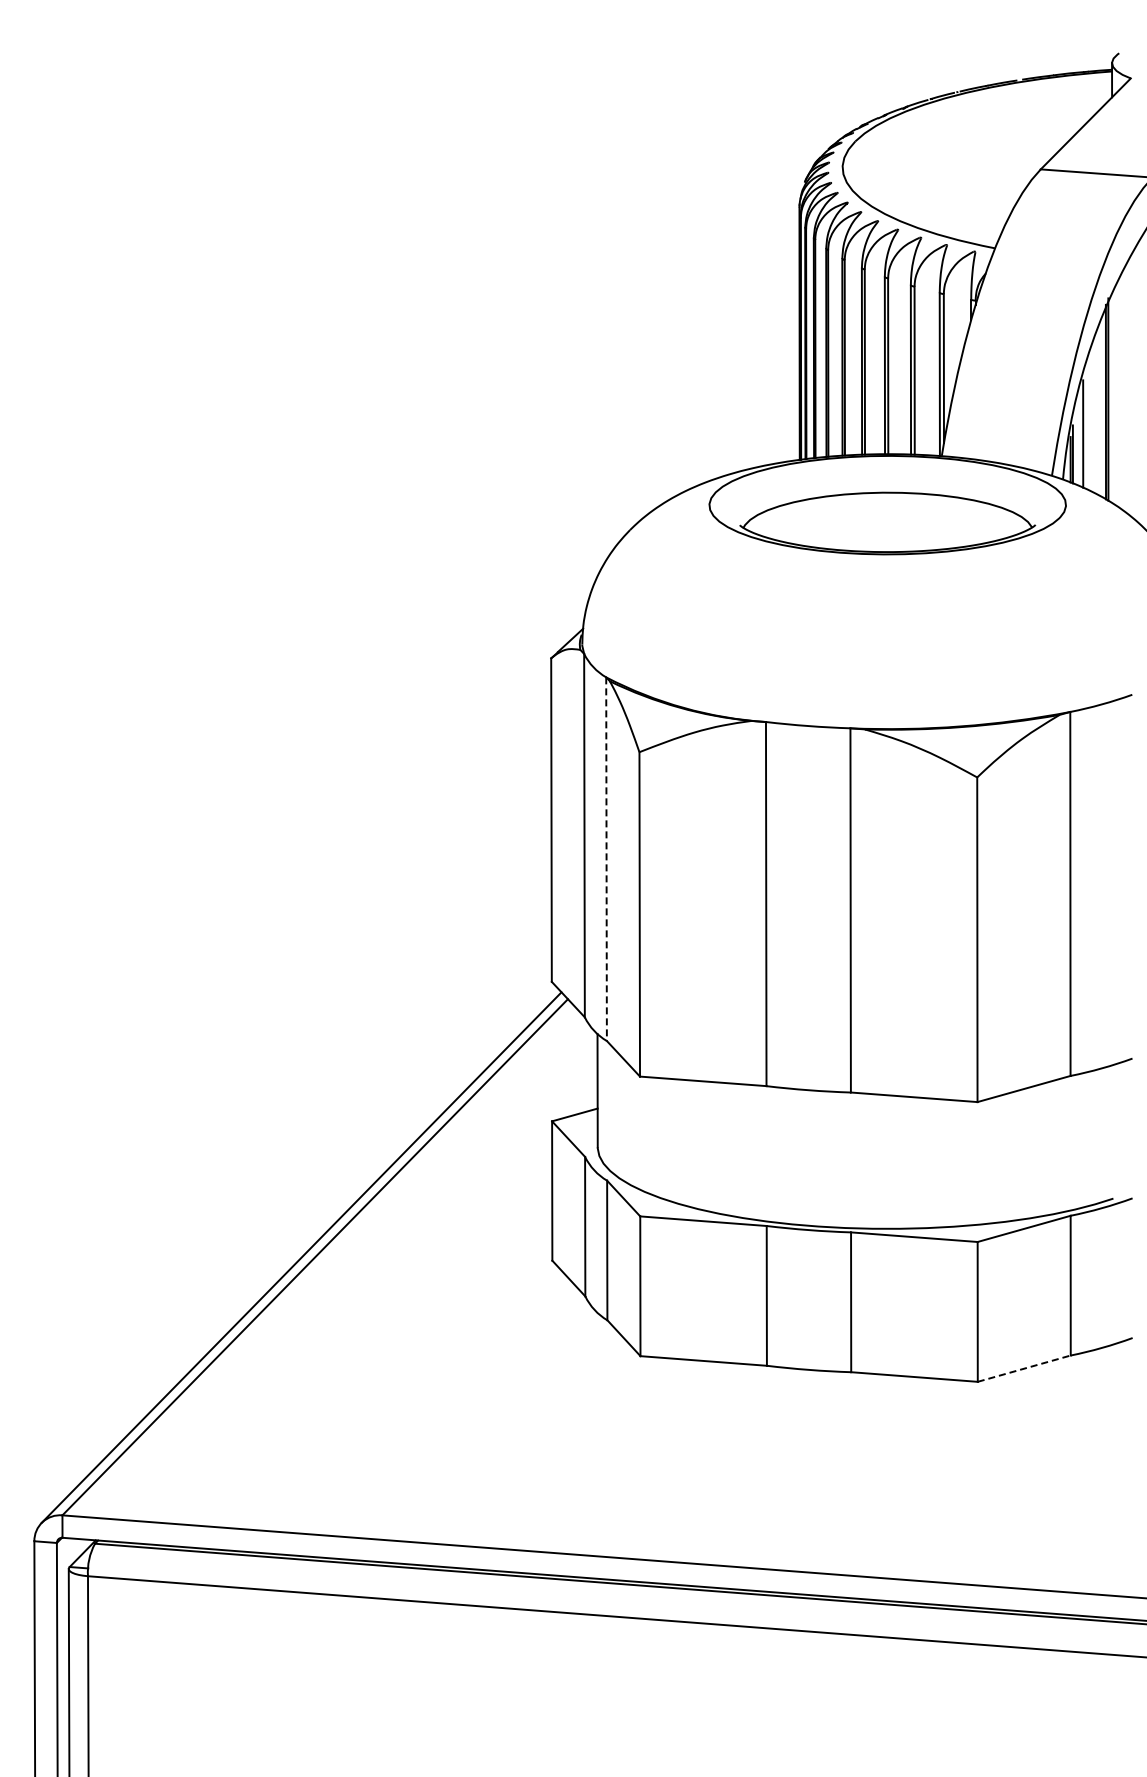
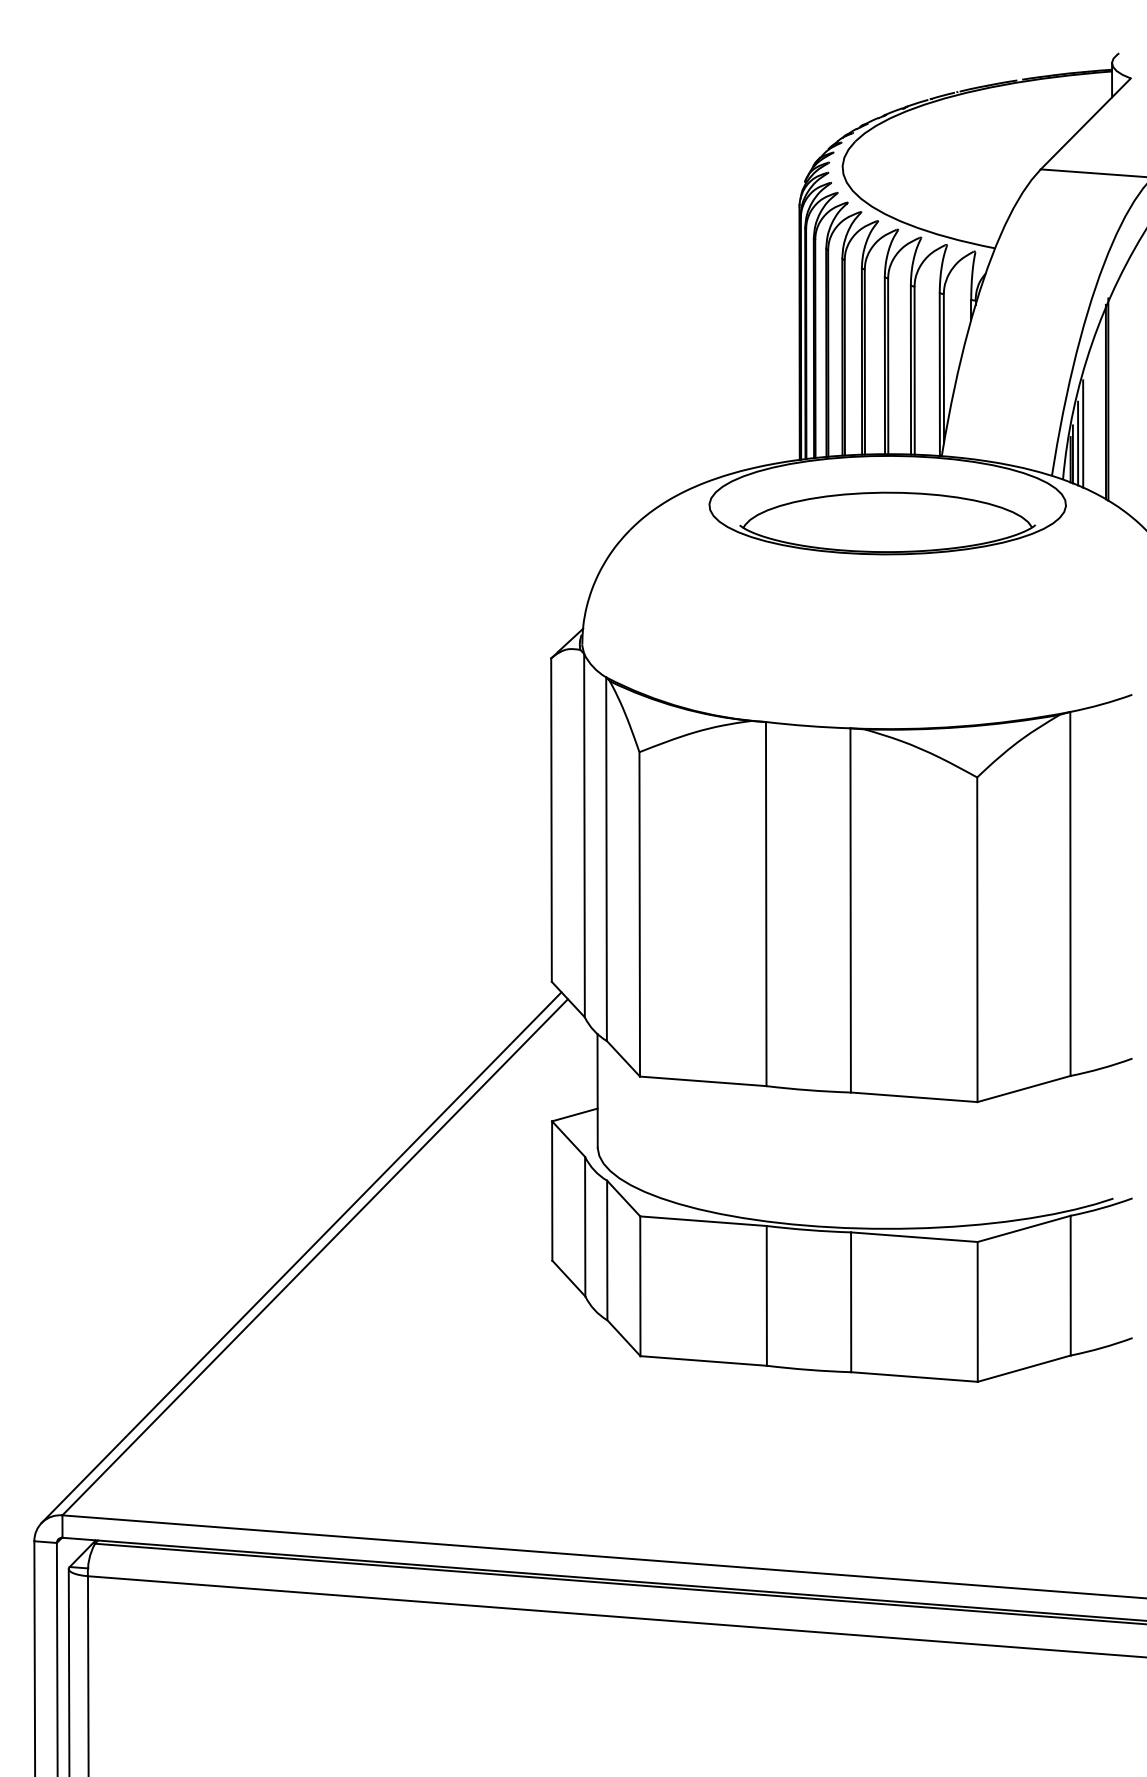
line: none -> present (1078, 443)
line: dashed -> solid (606, 859)
line: dashed -> solid (1024, 1368)
